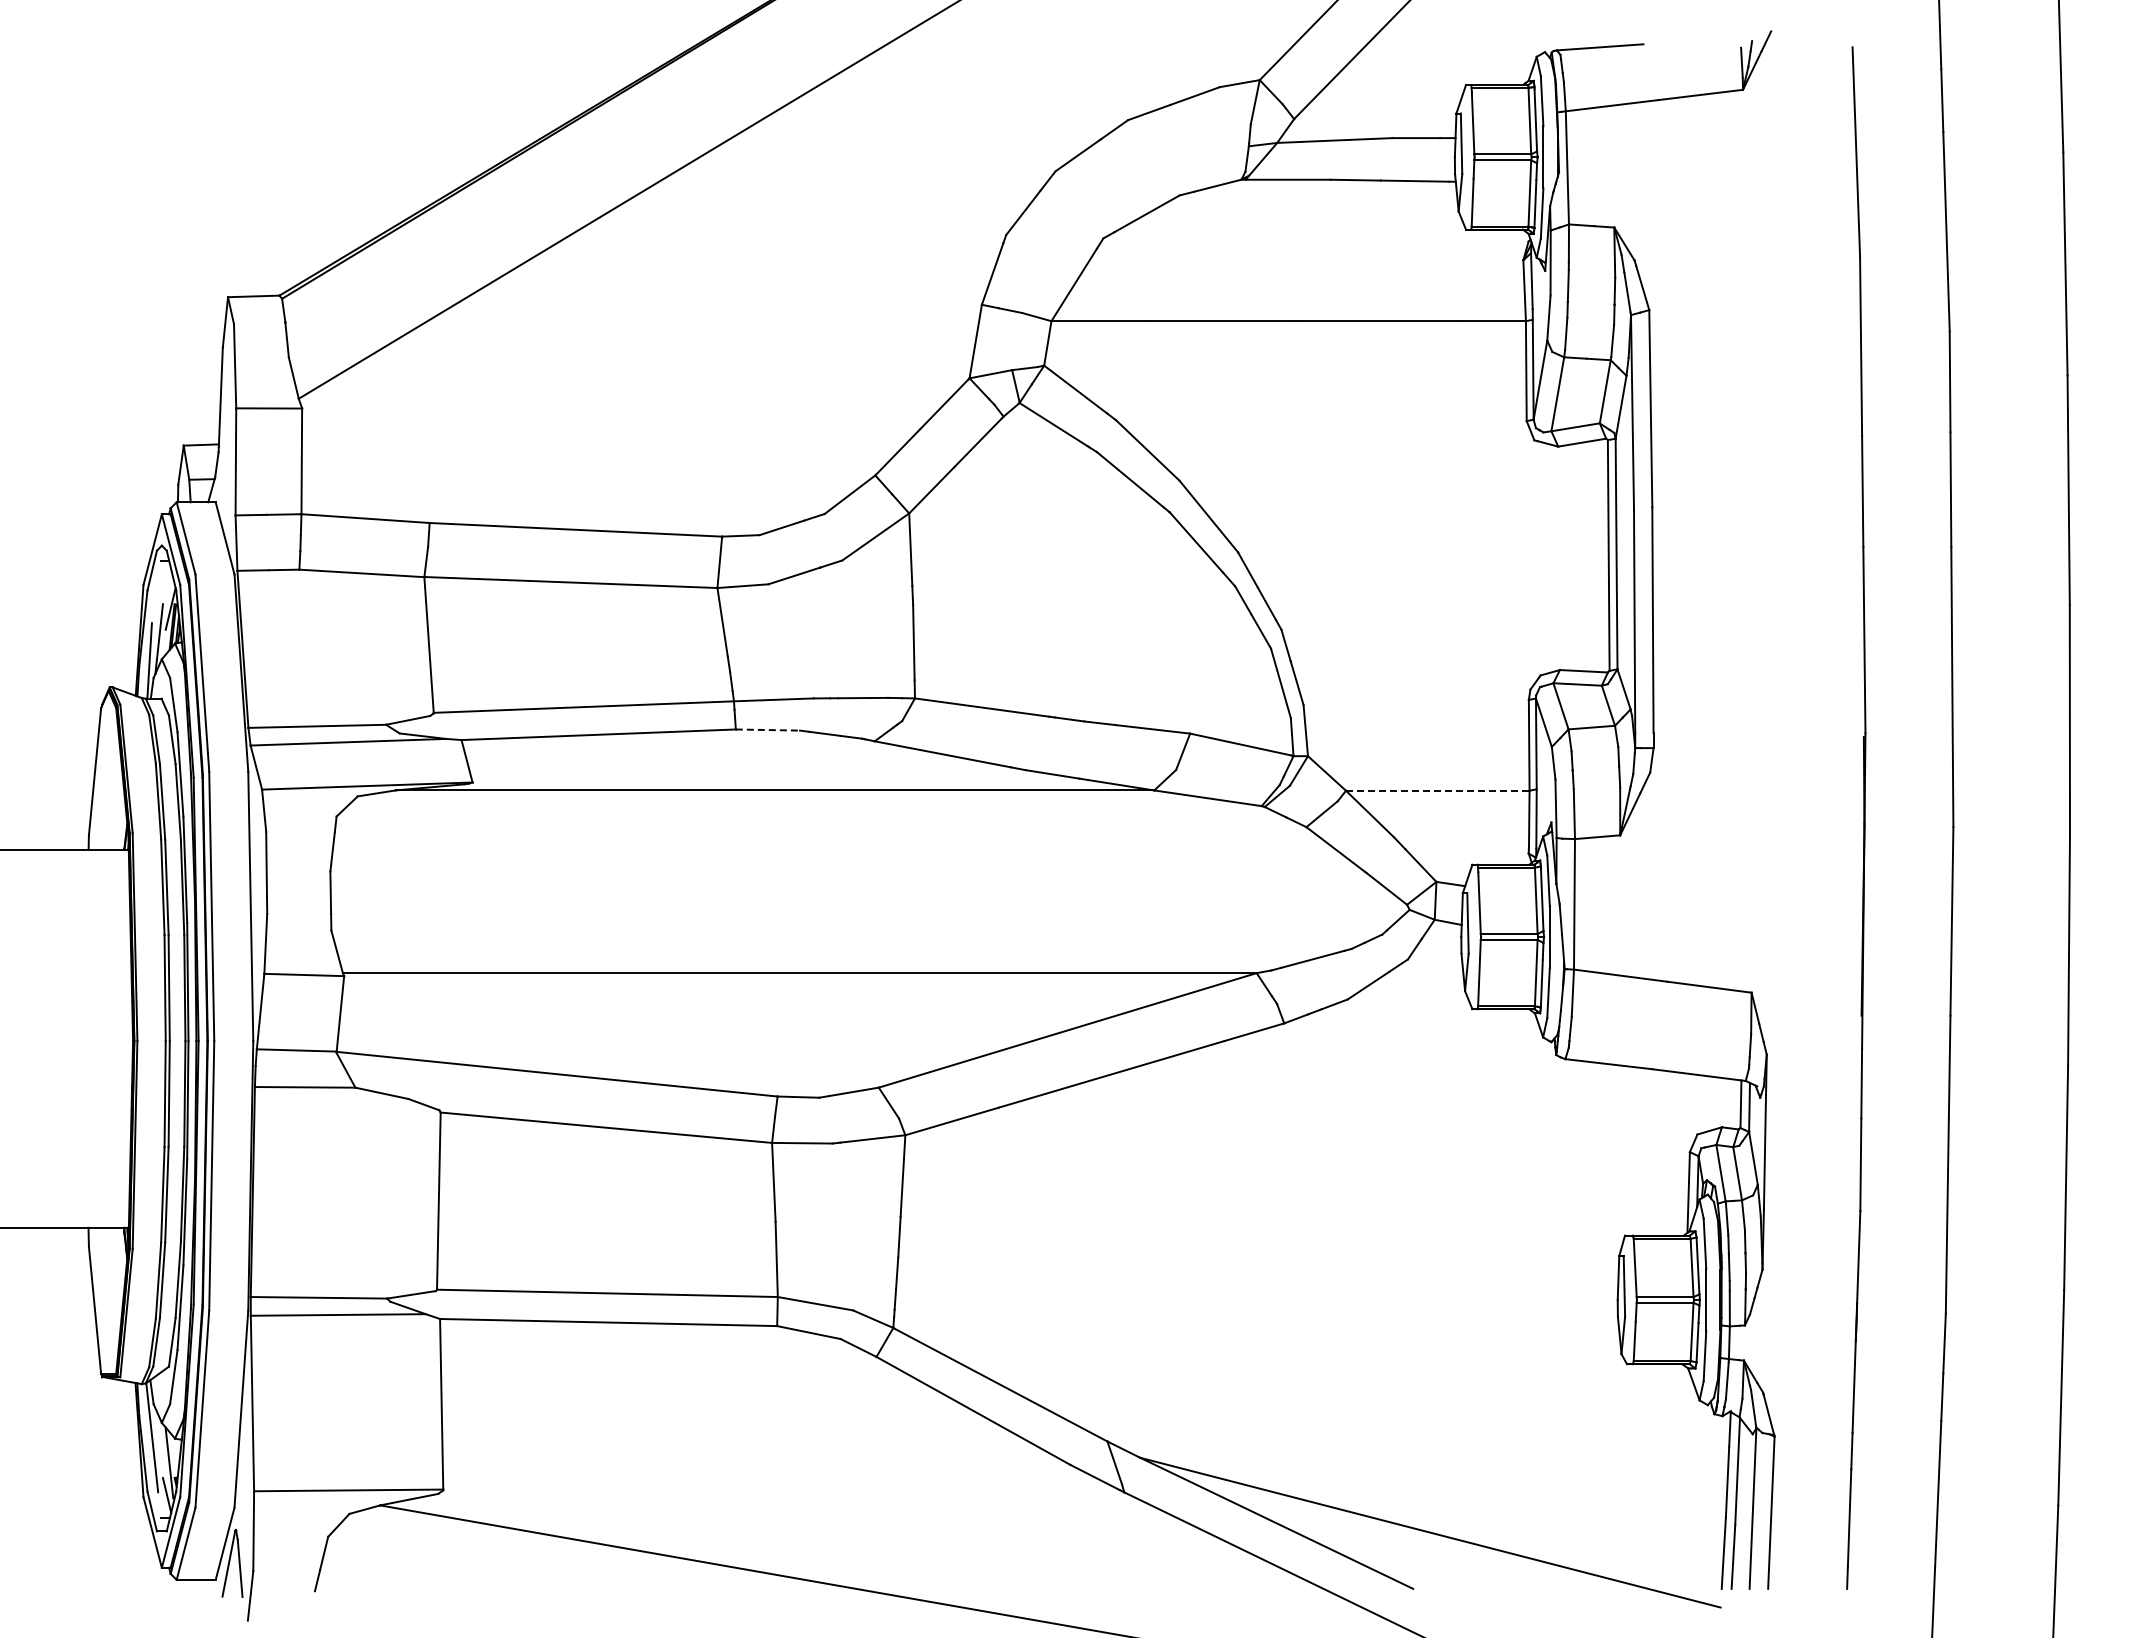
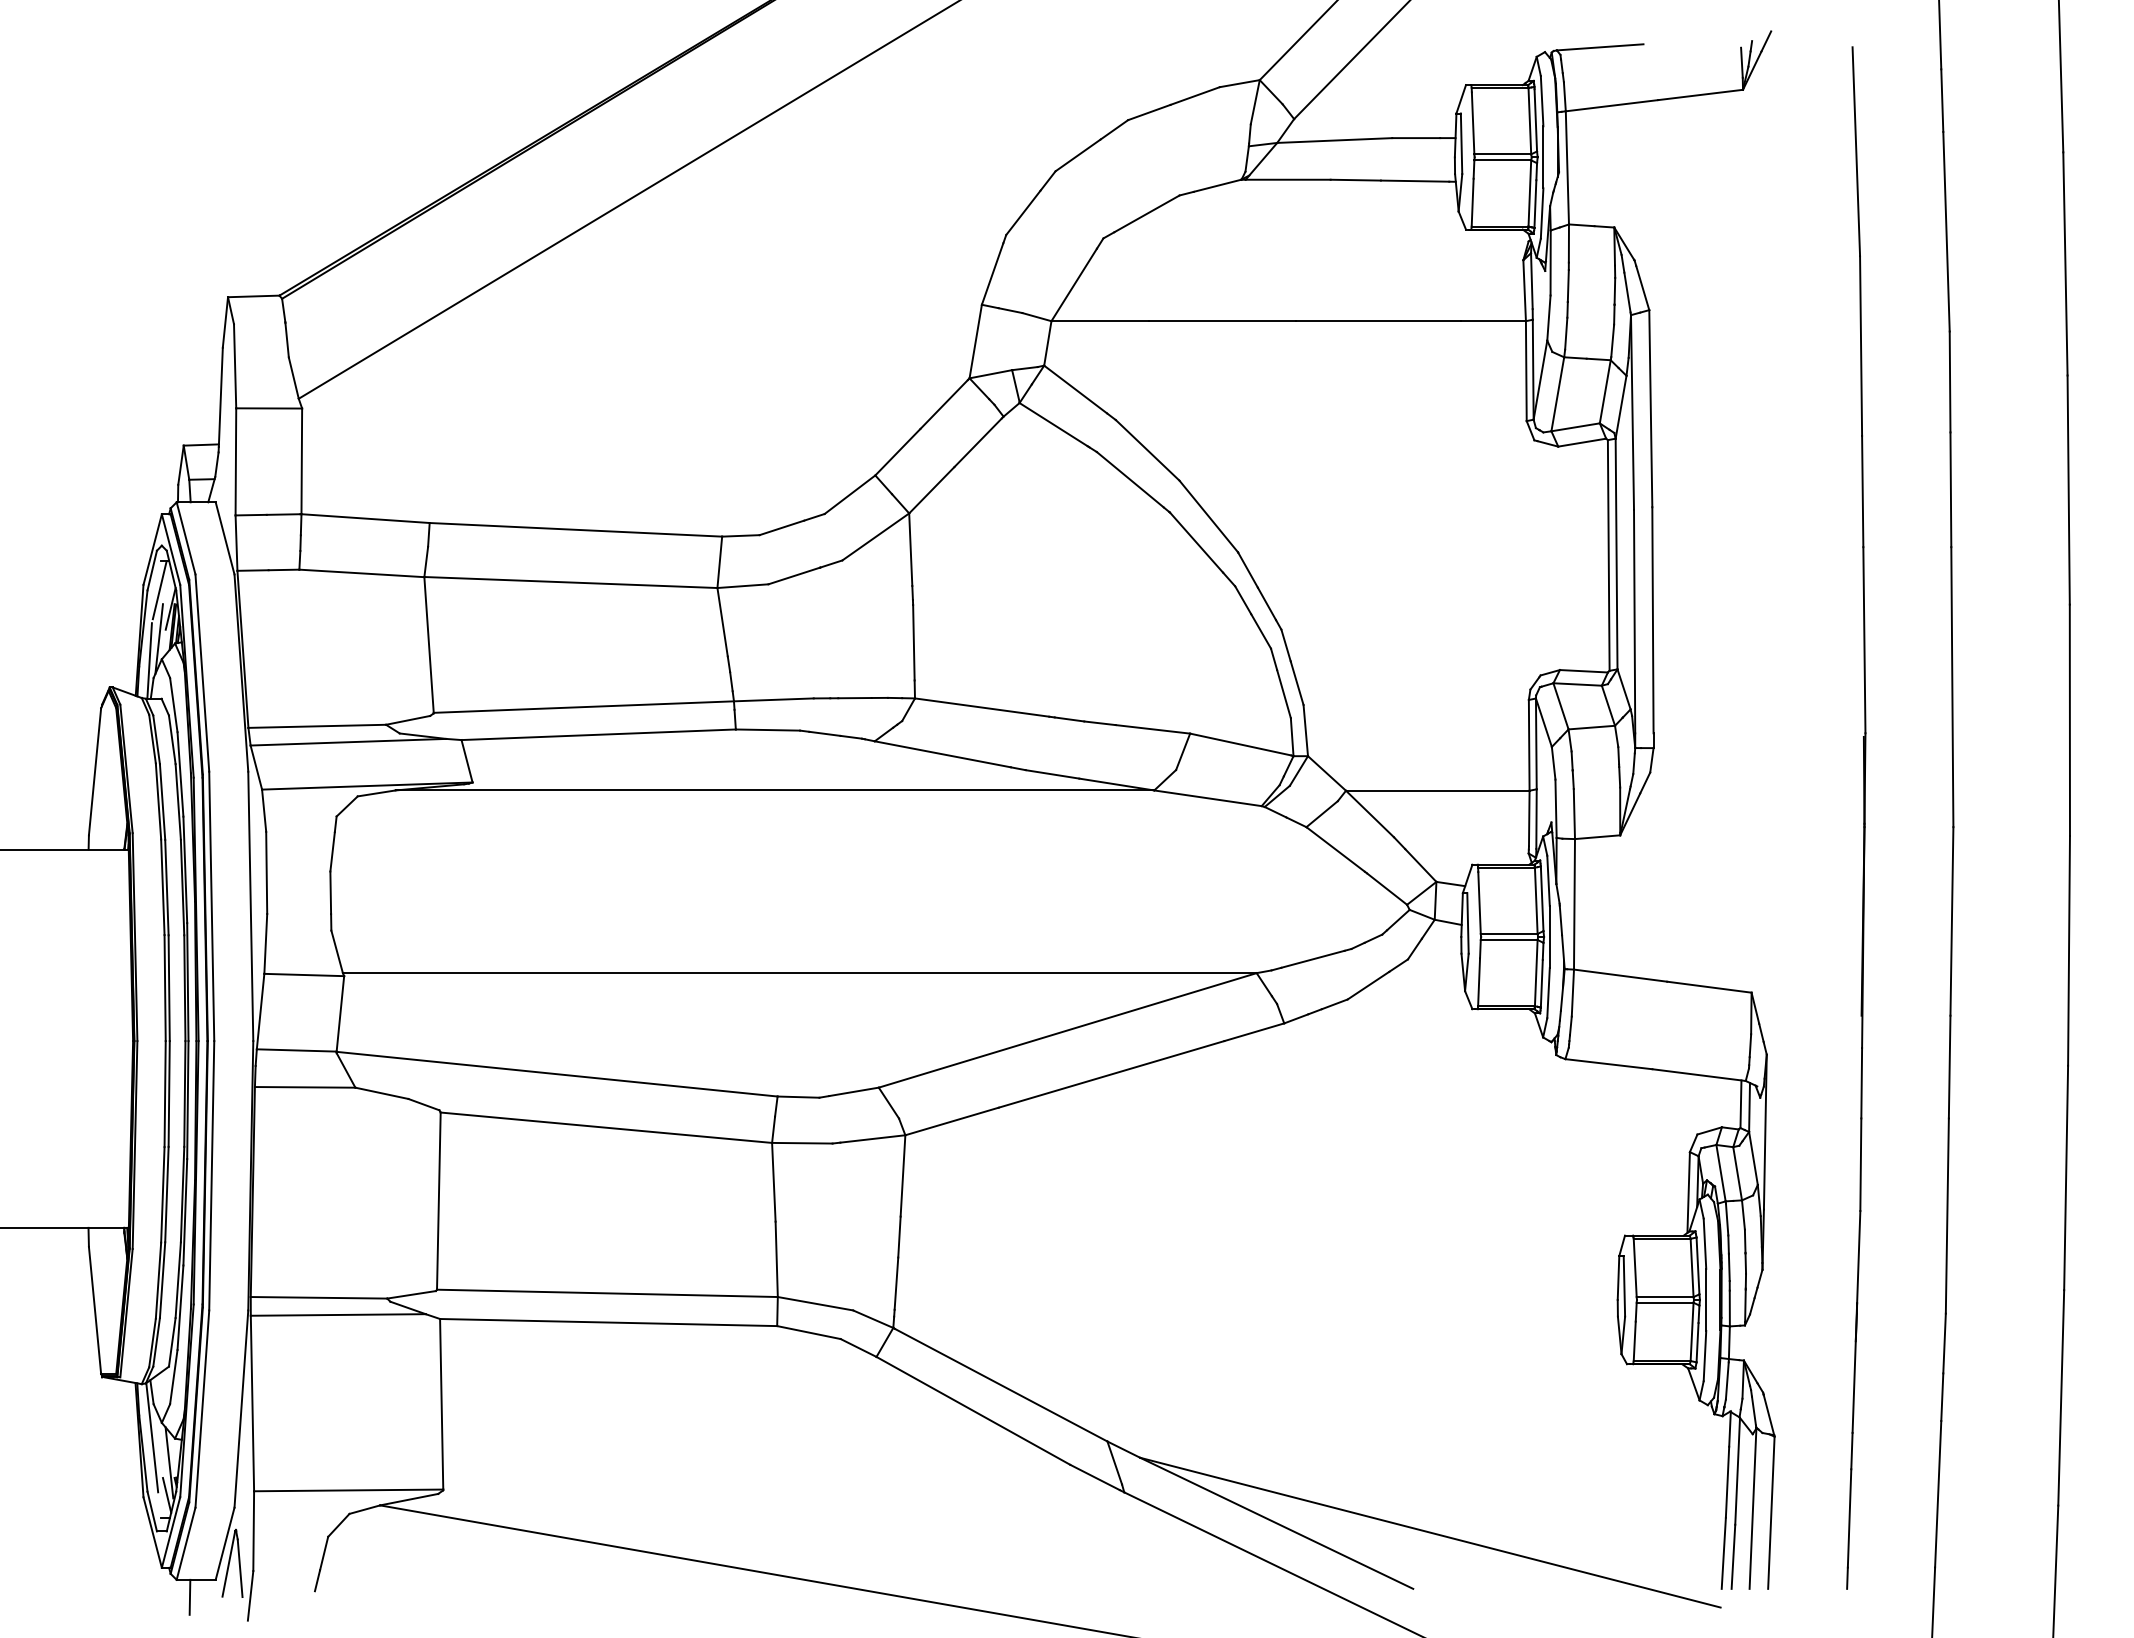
line: none -> present (159, 590)
line: dashed -> solid (768, 730)
line: dashed -> solid (1437, 790)
line: none -> present (189, 1596)
